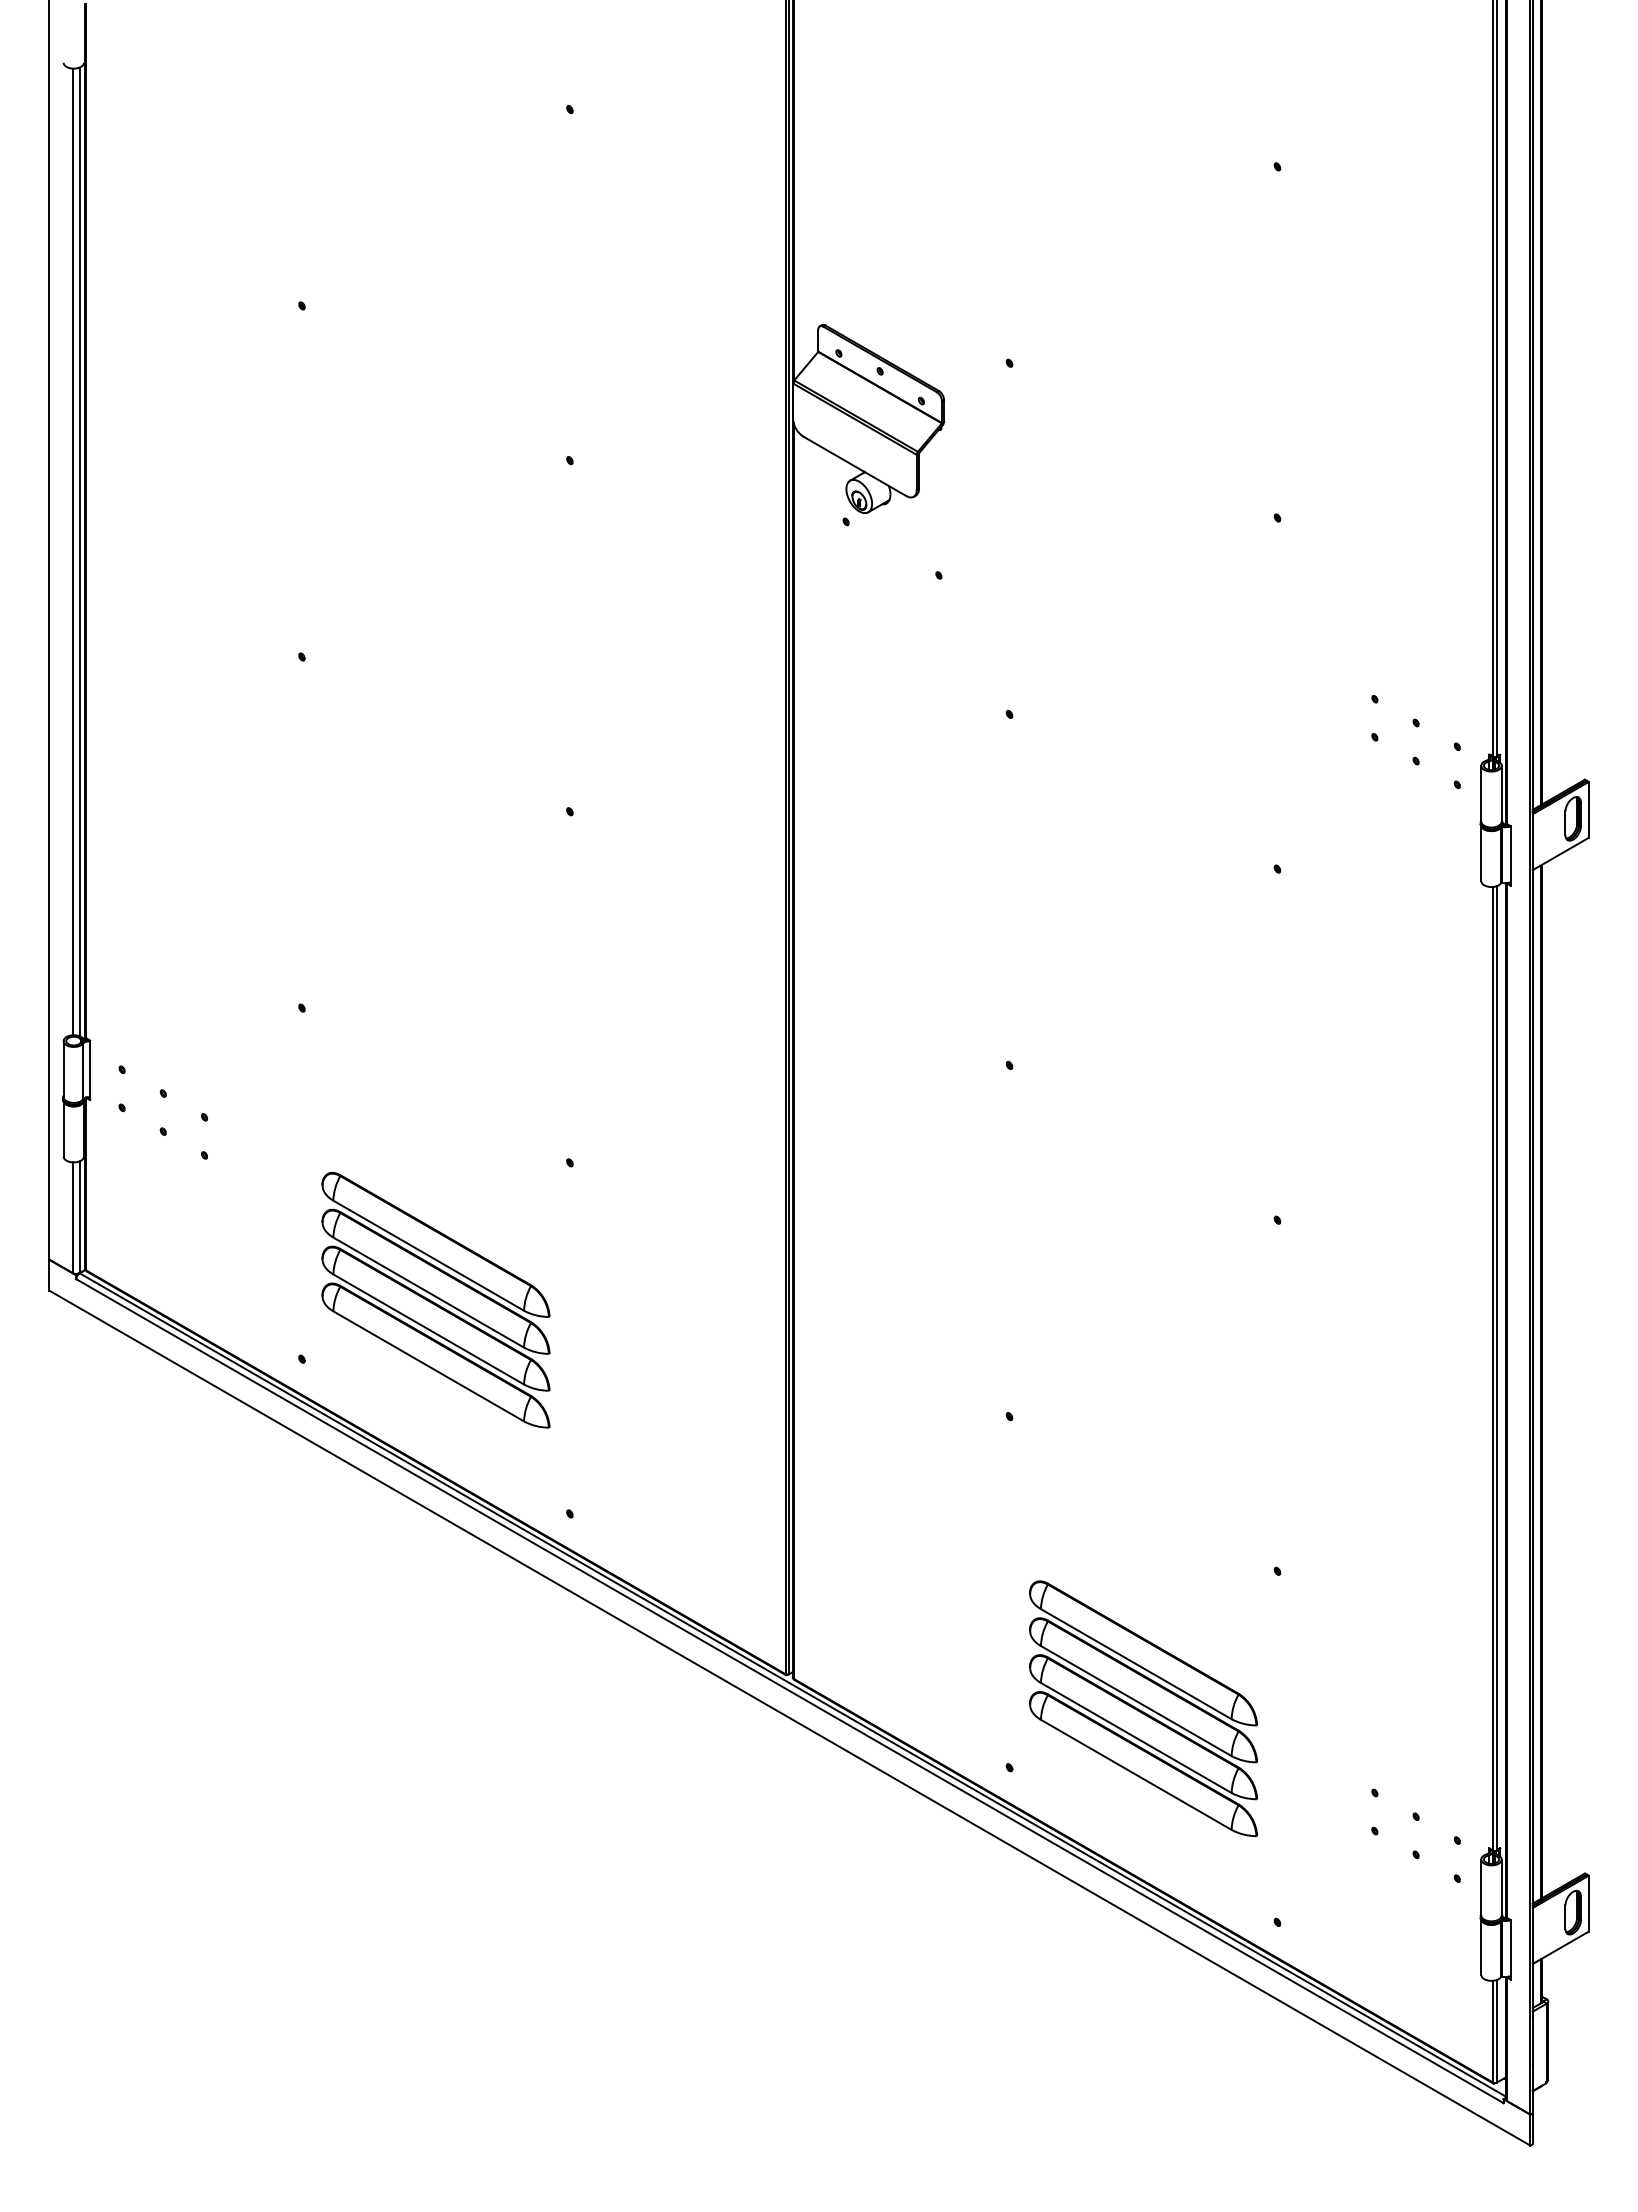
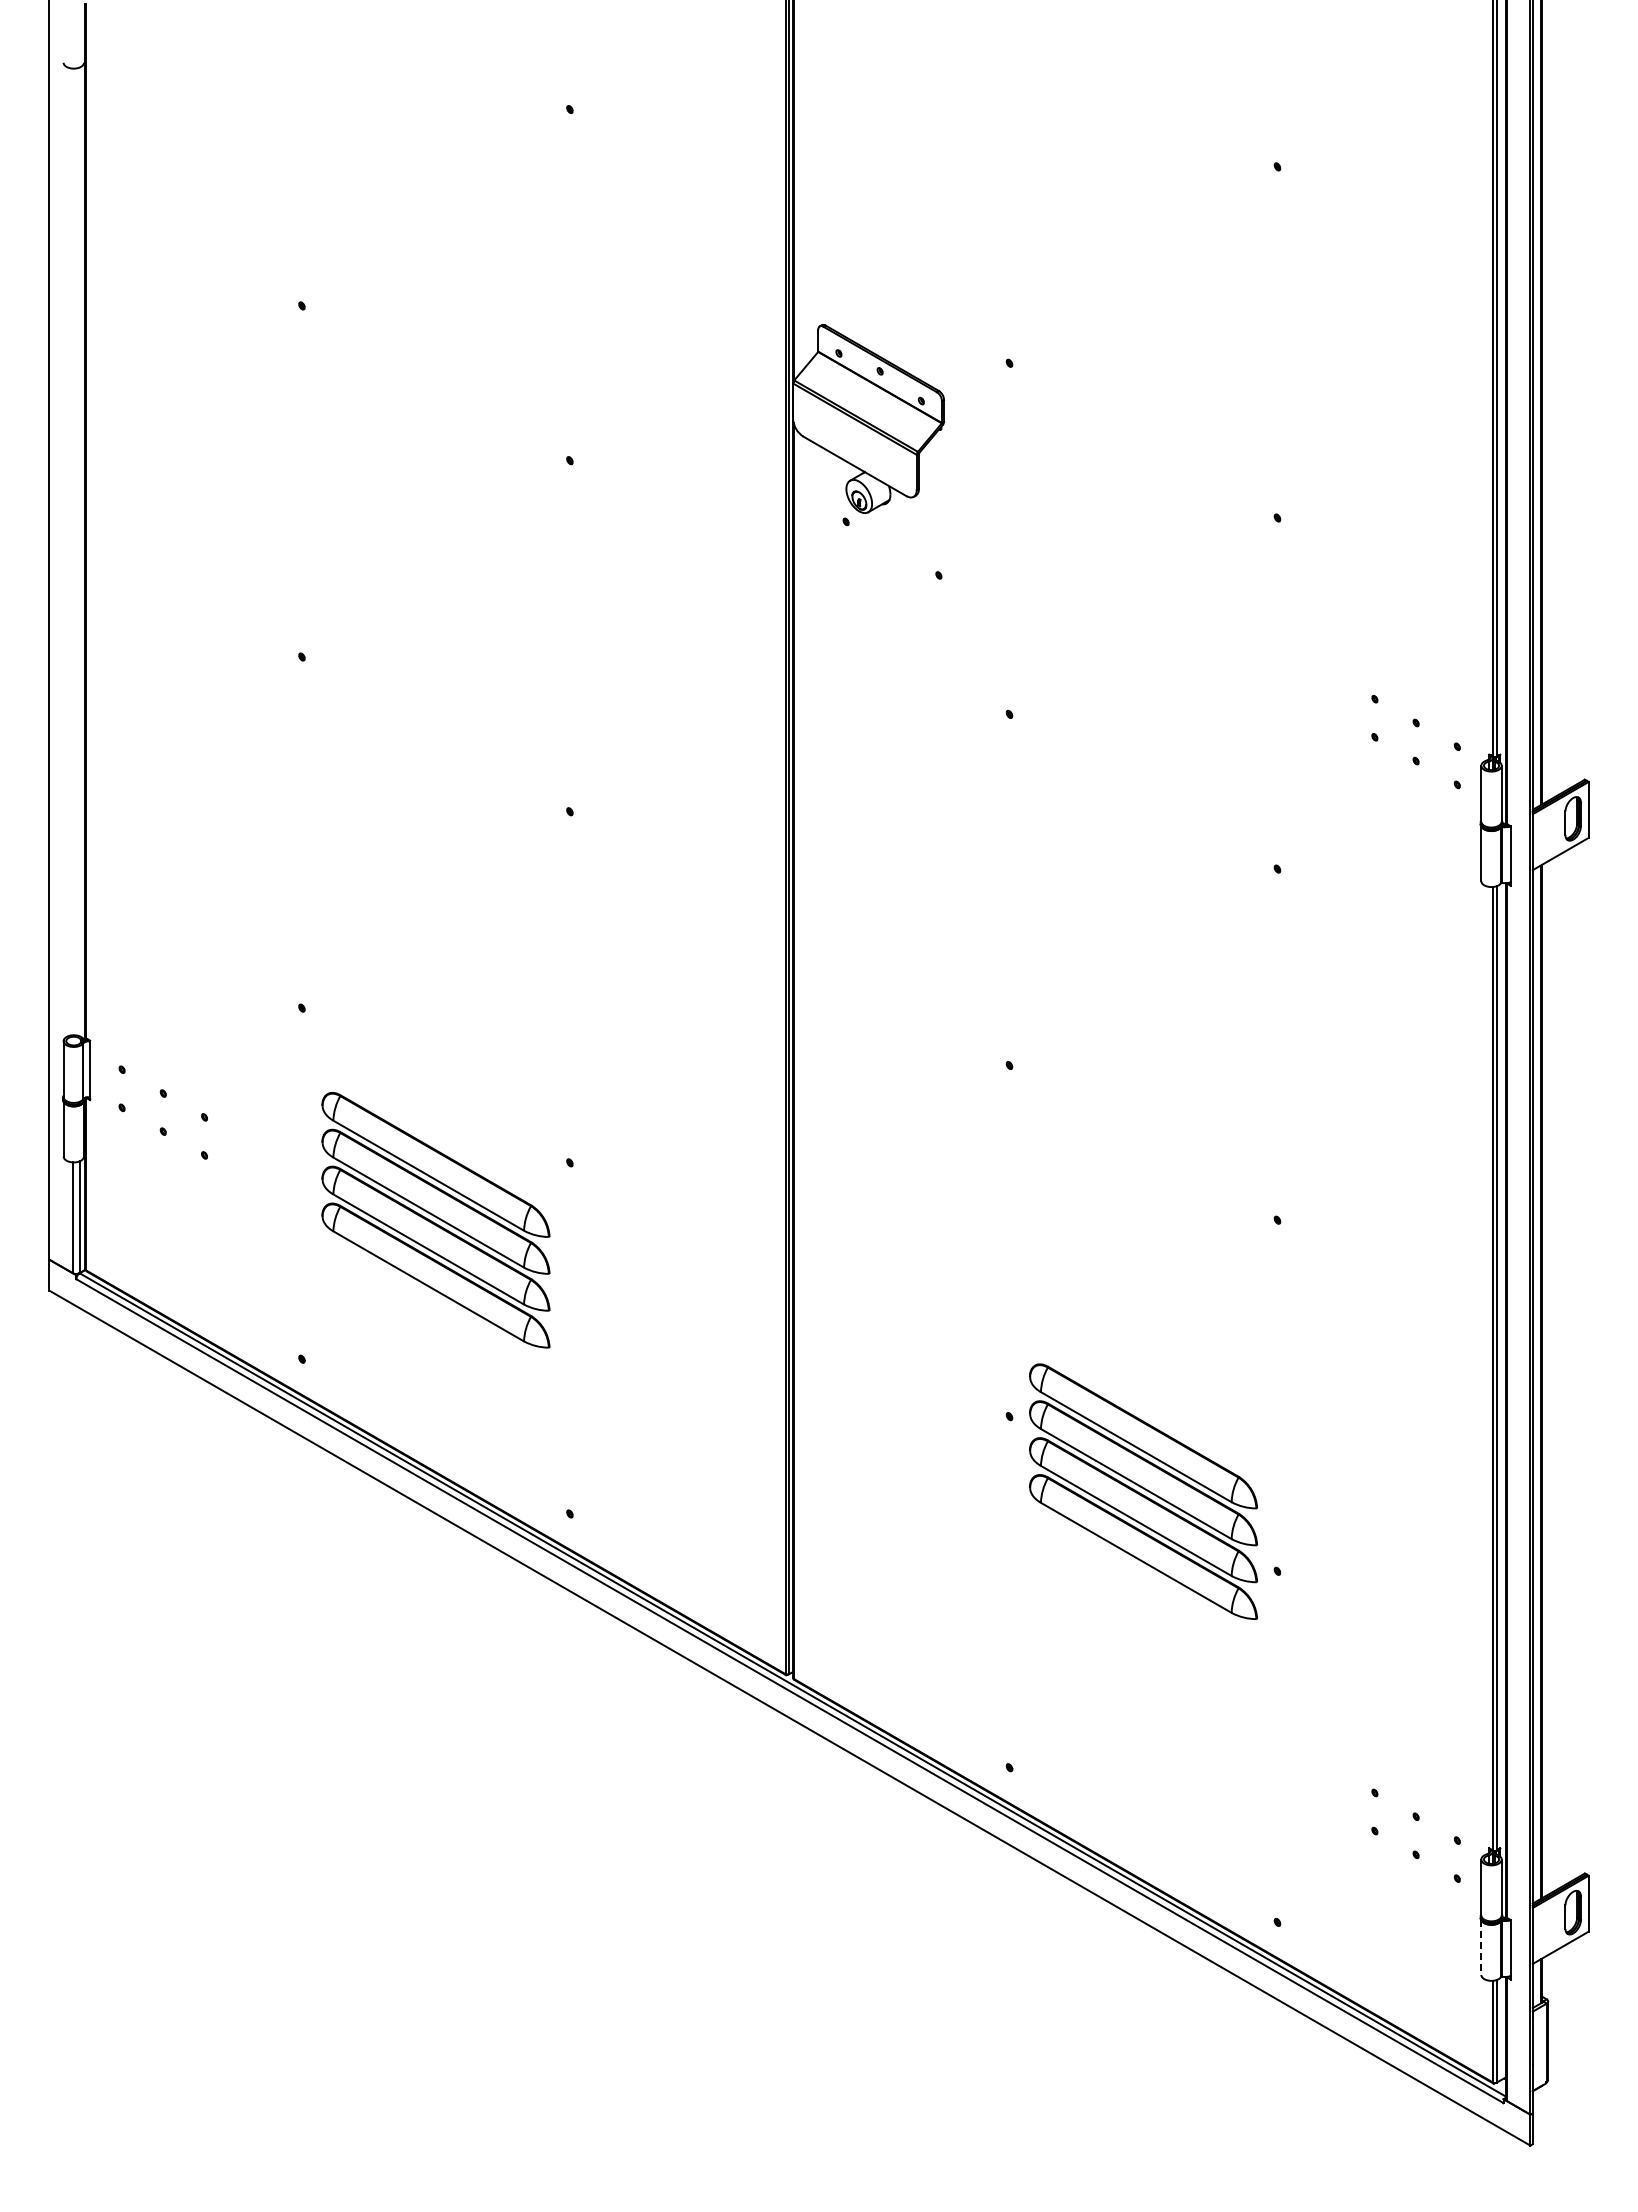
line: present -> none (72, 551)
line: present -> none (79, 551)
part position: (435, 1300) -> (435, 1220) (435, 1220)
part position: (1143, 1708) -> (1143, 1491) (1143, 1491)
line: solid -> dashed (1481, 1948)
